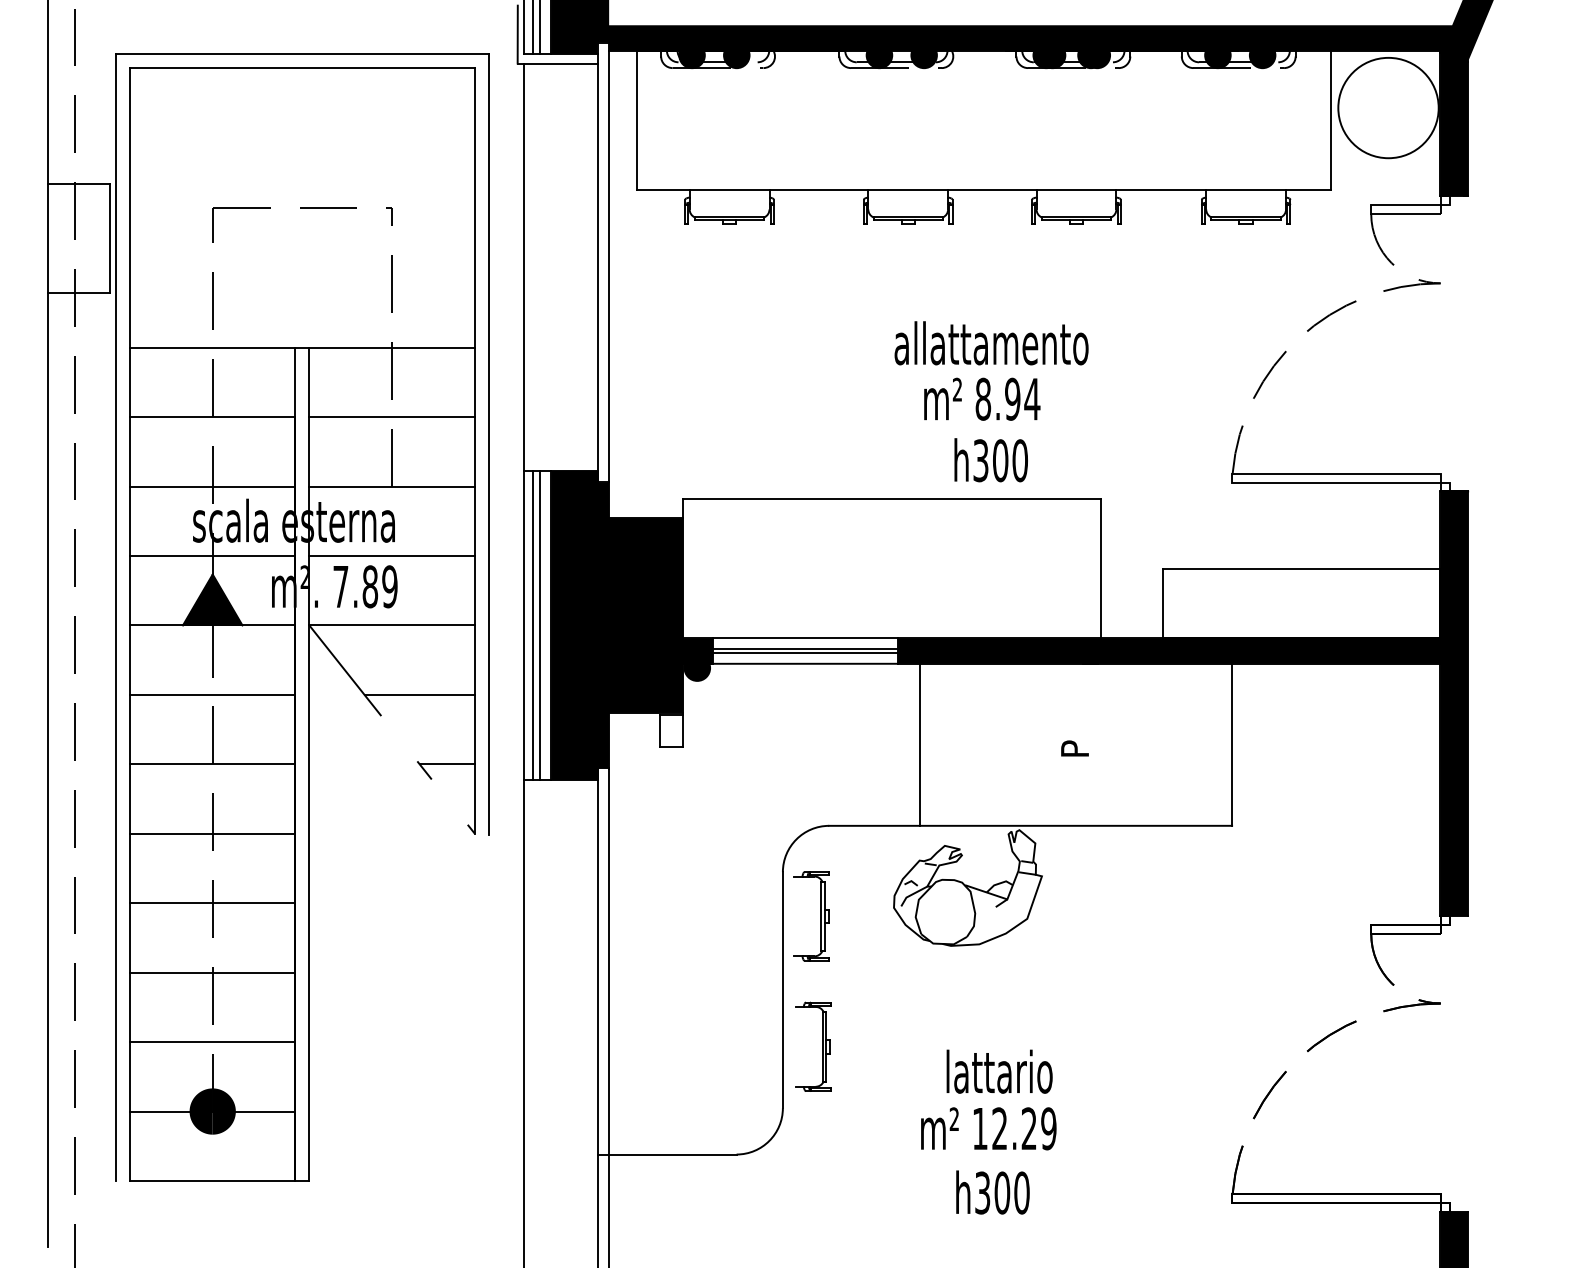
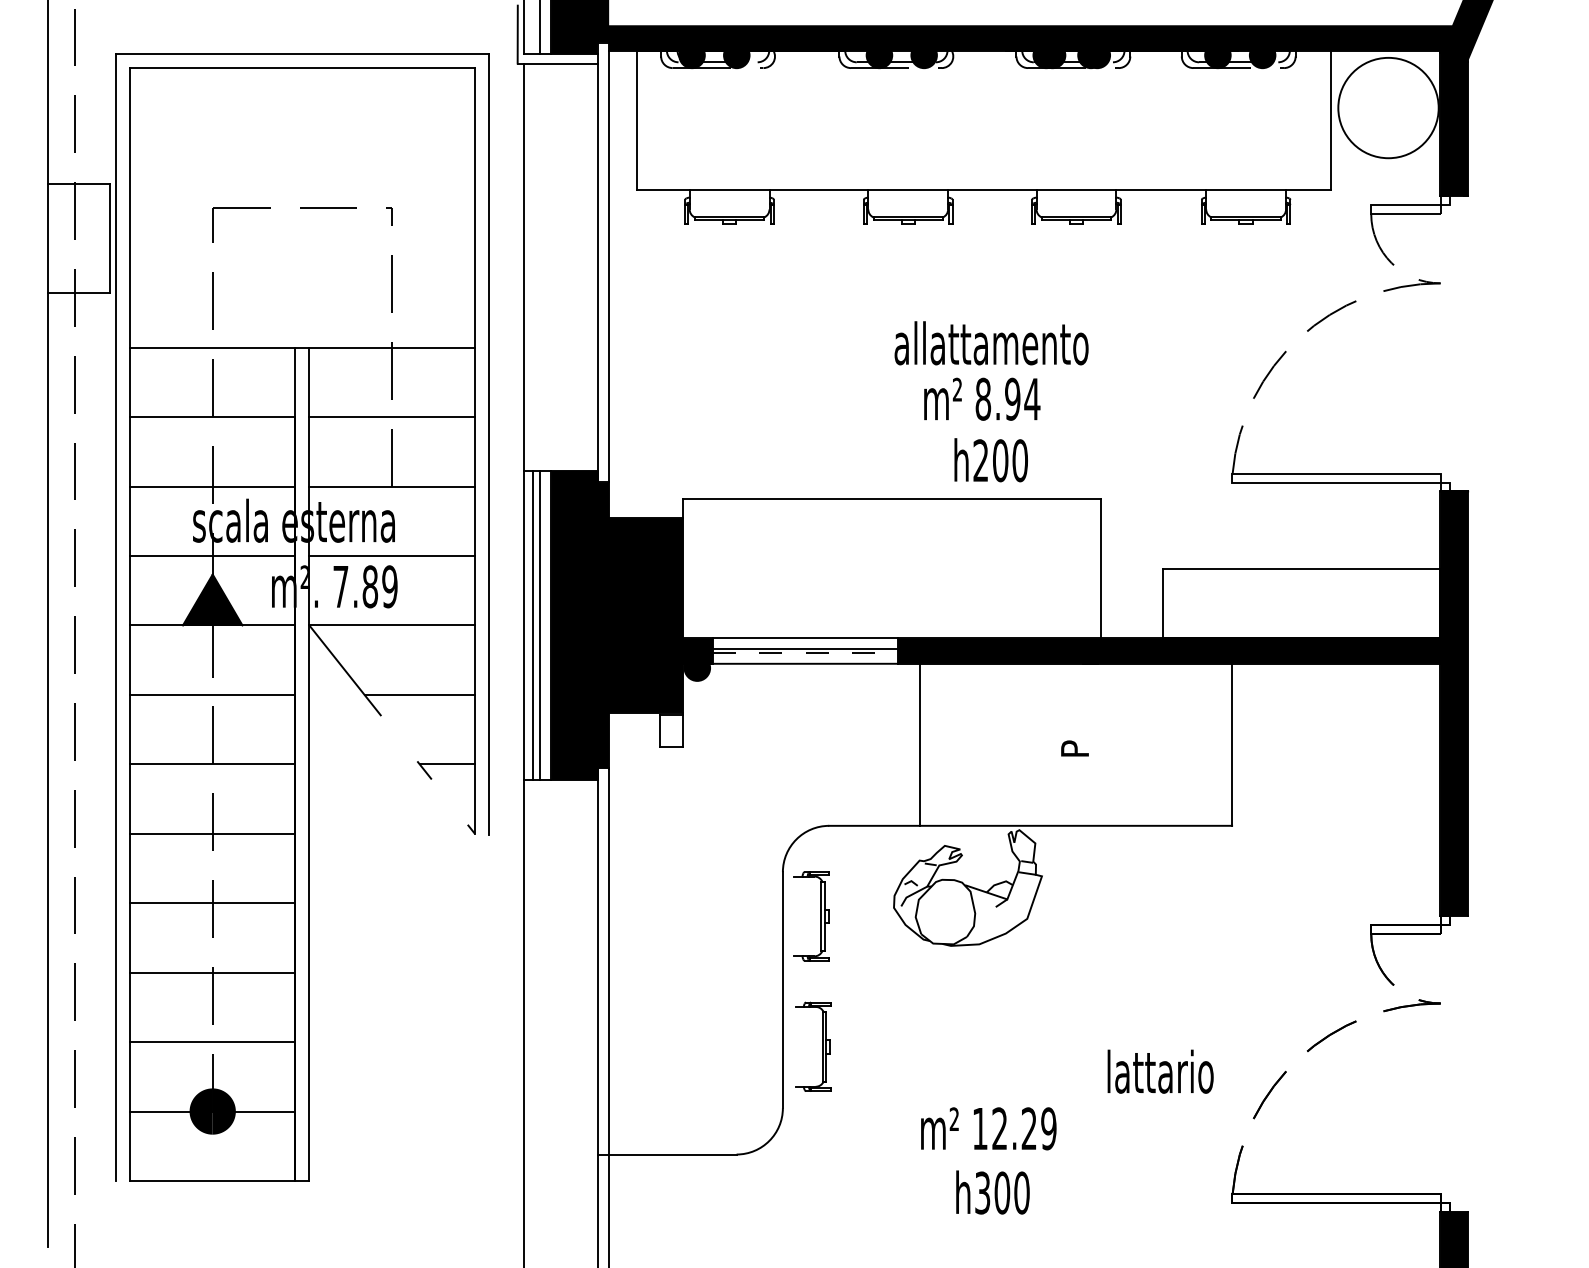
line: present -> none (532, 28)
text: h300 -> h200 (980, 460)
line: solid -> dashed (805, 653)
text position: (999, 1071) -> (1160, 1071) (1160, 1071)
